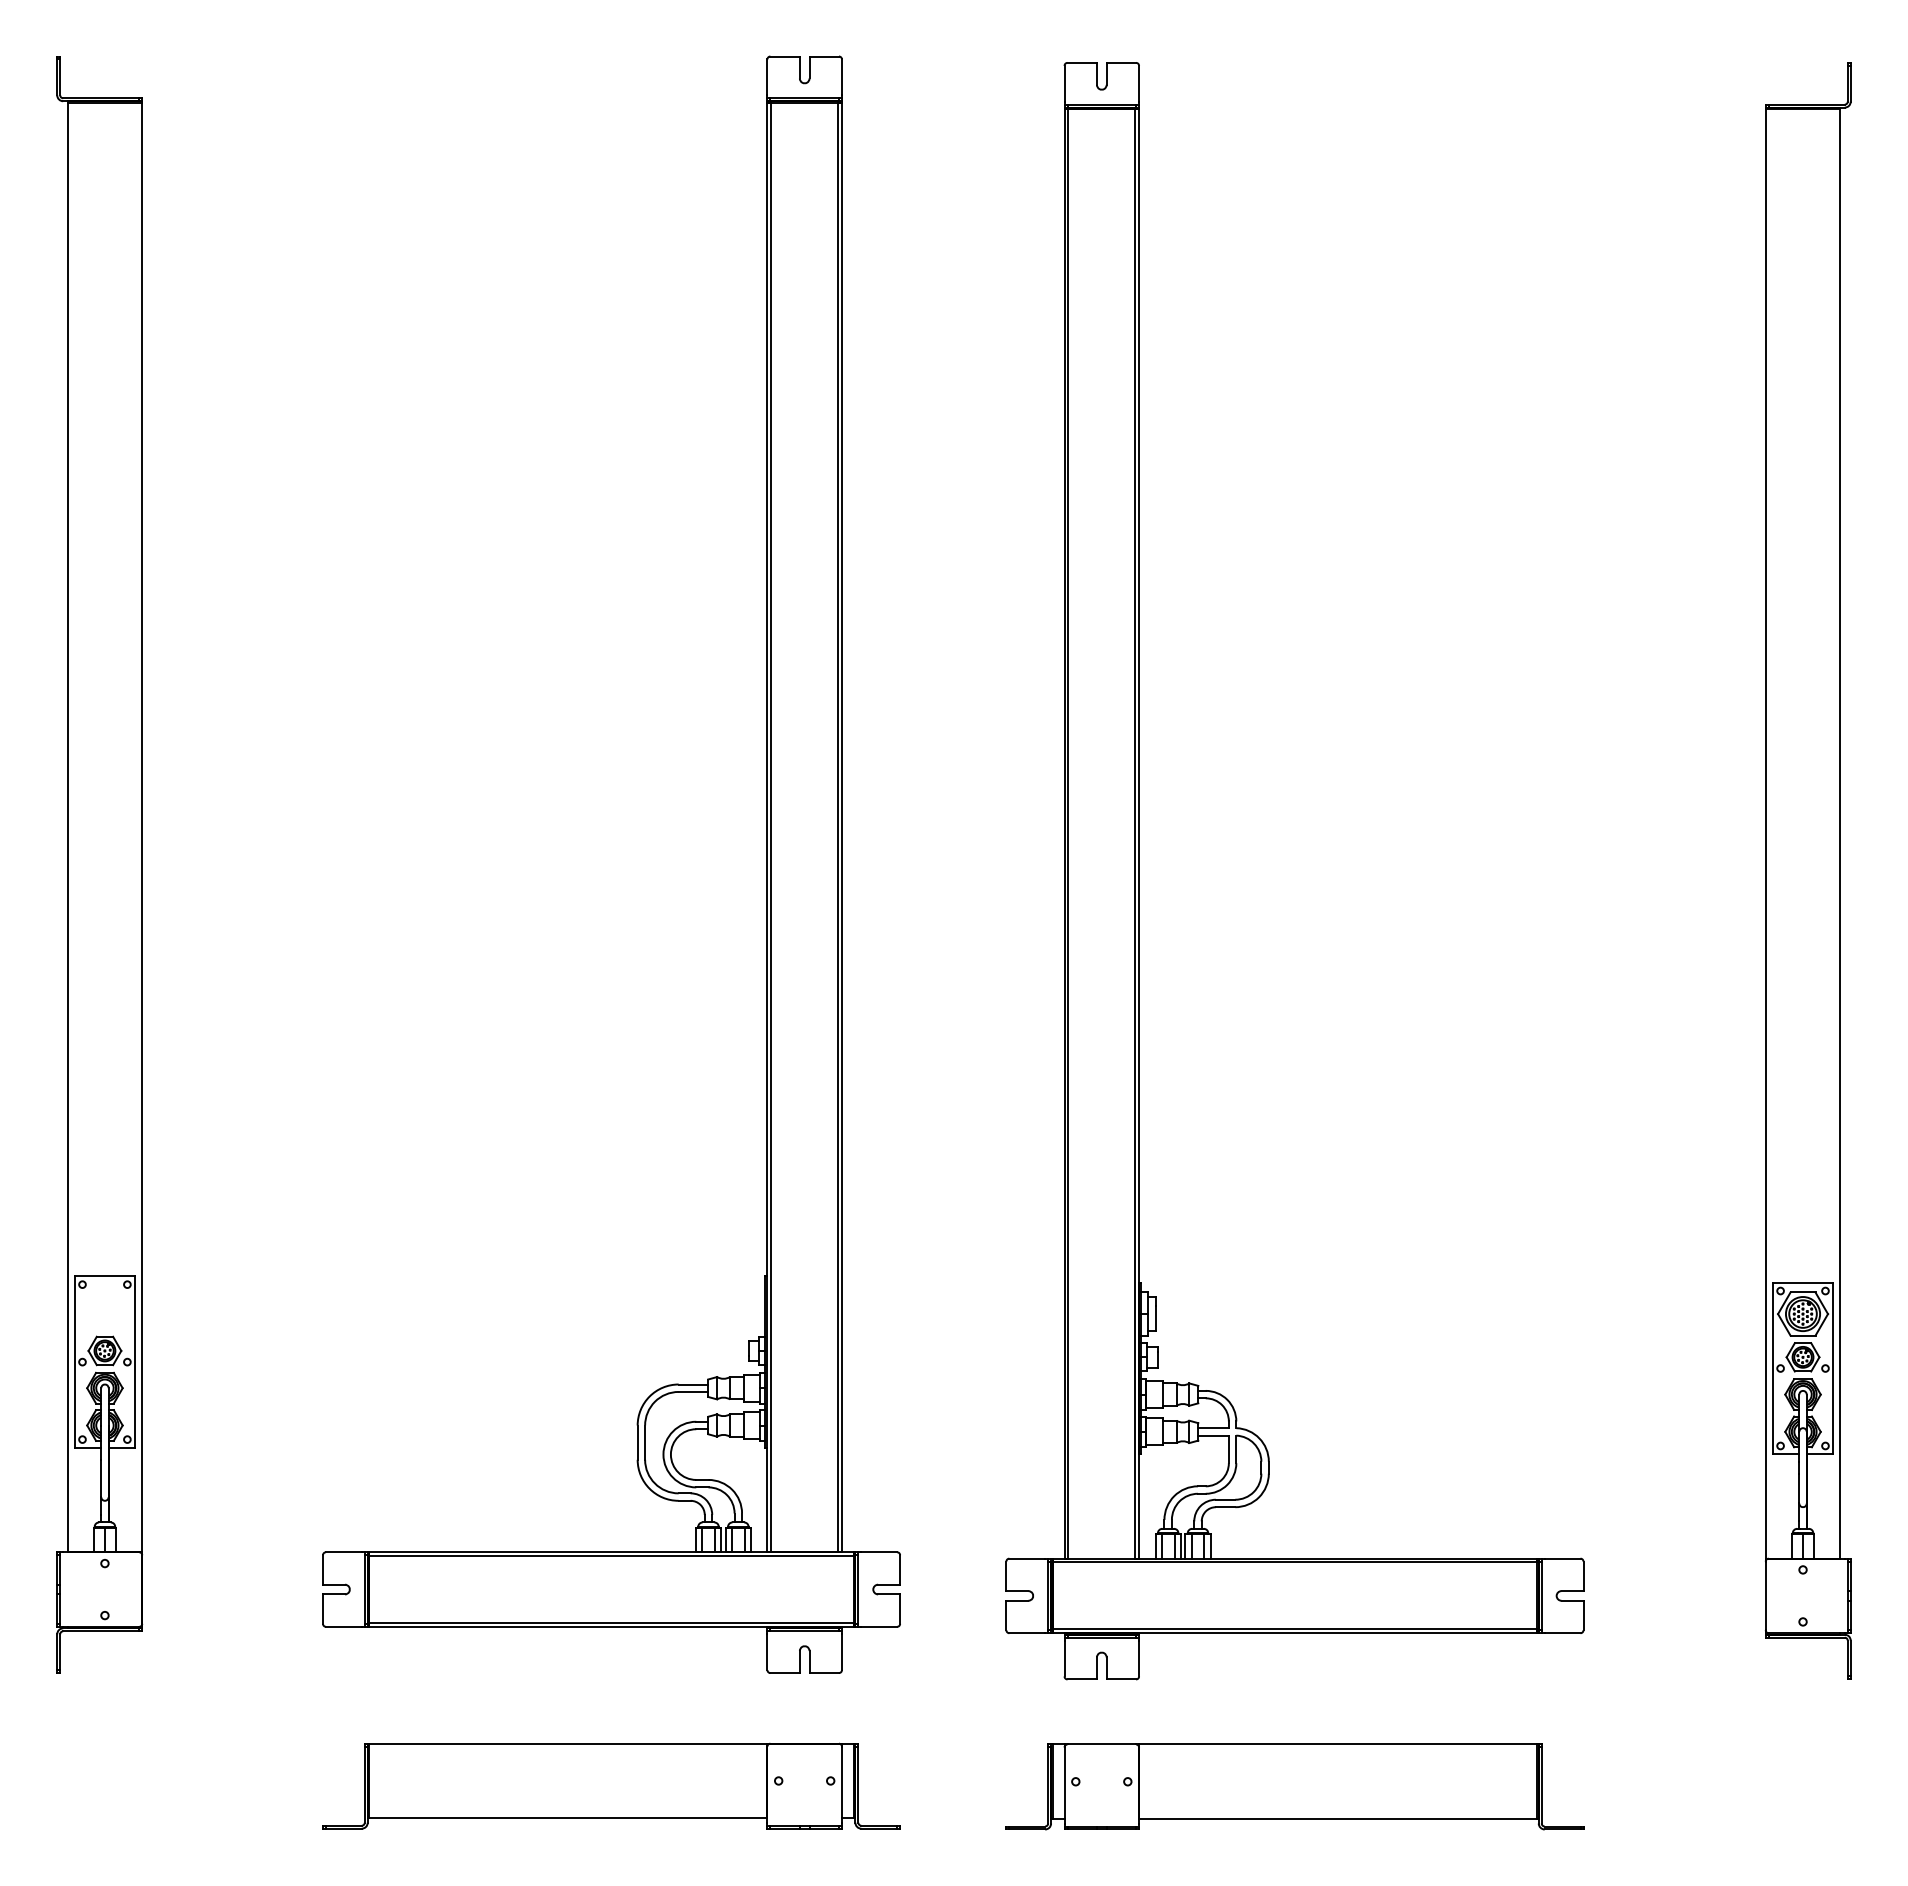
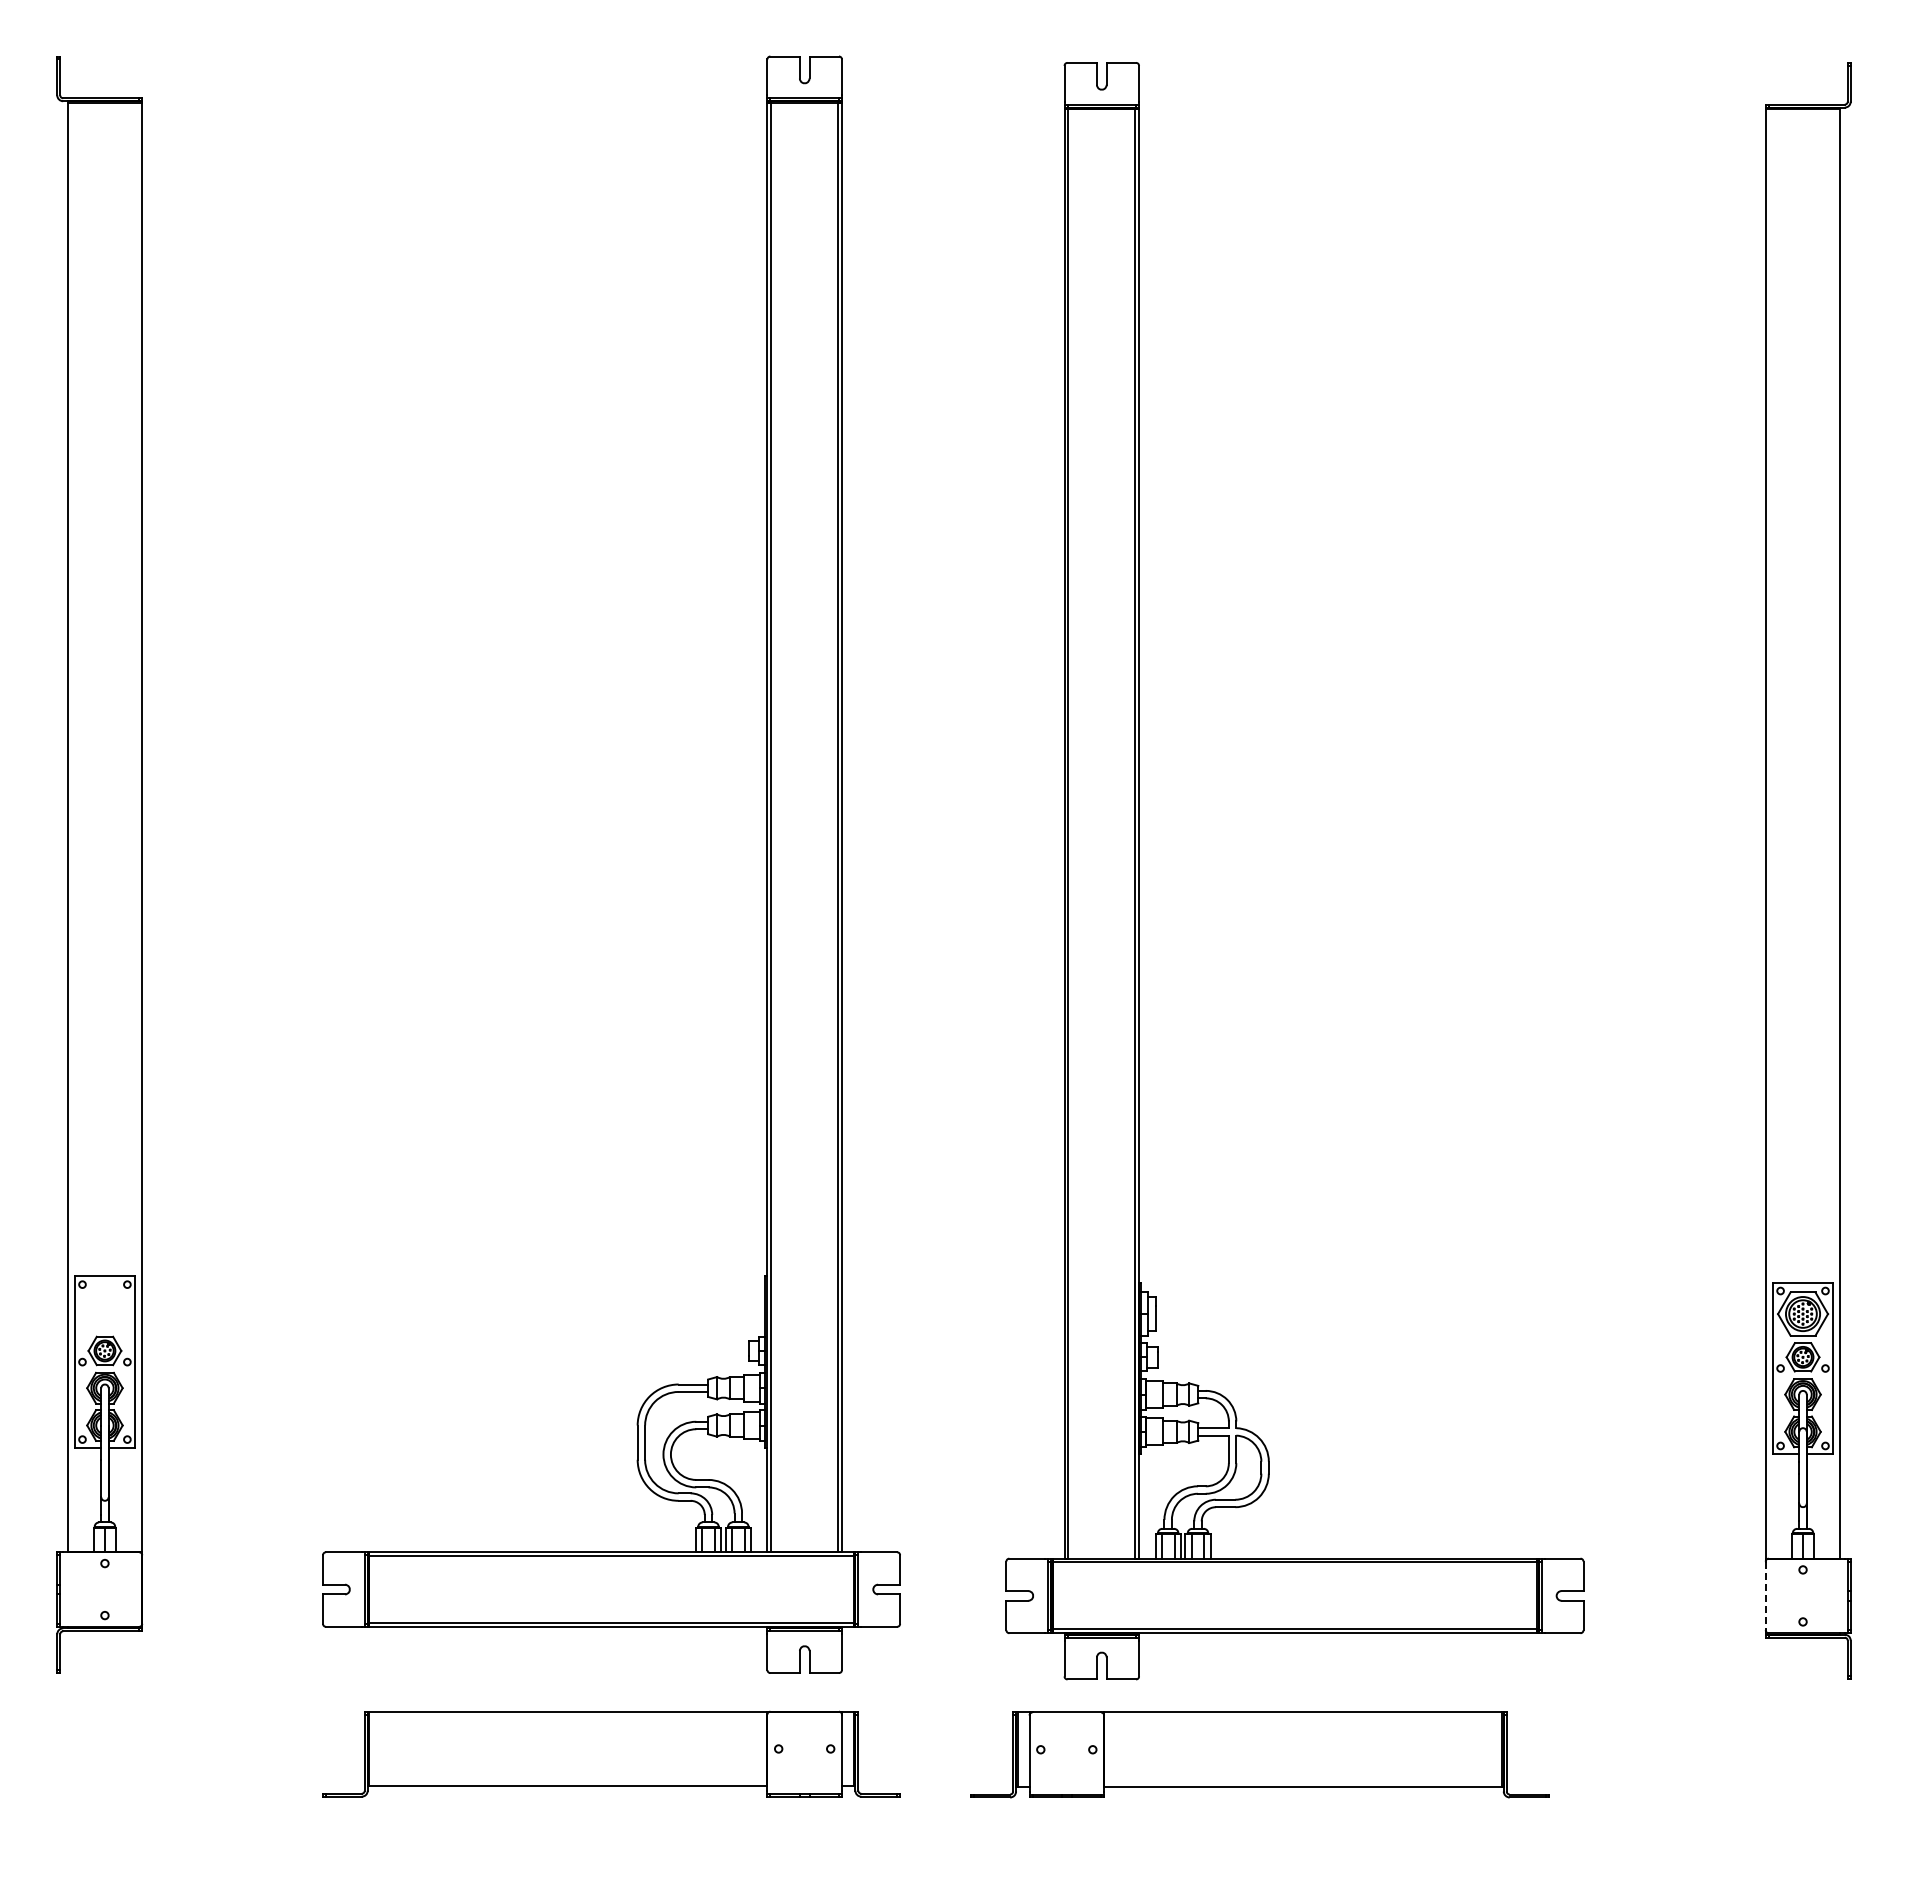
line: solid -> dashed (1765, 1596)
part position: (611, 1785) -> (611, 1753) (611, 1753)
part position: (1294, 1786) -> (1259, 1754) (1259, 1754)
